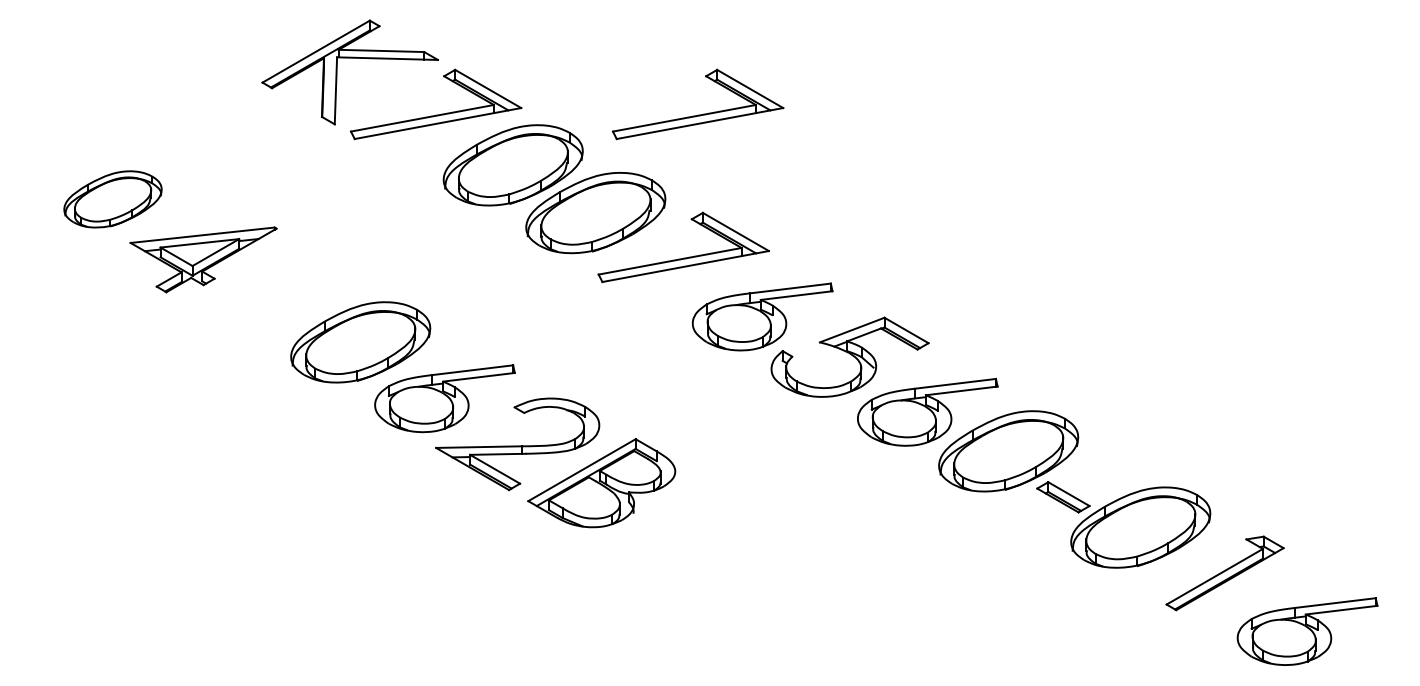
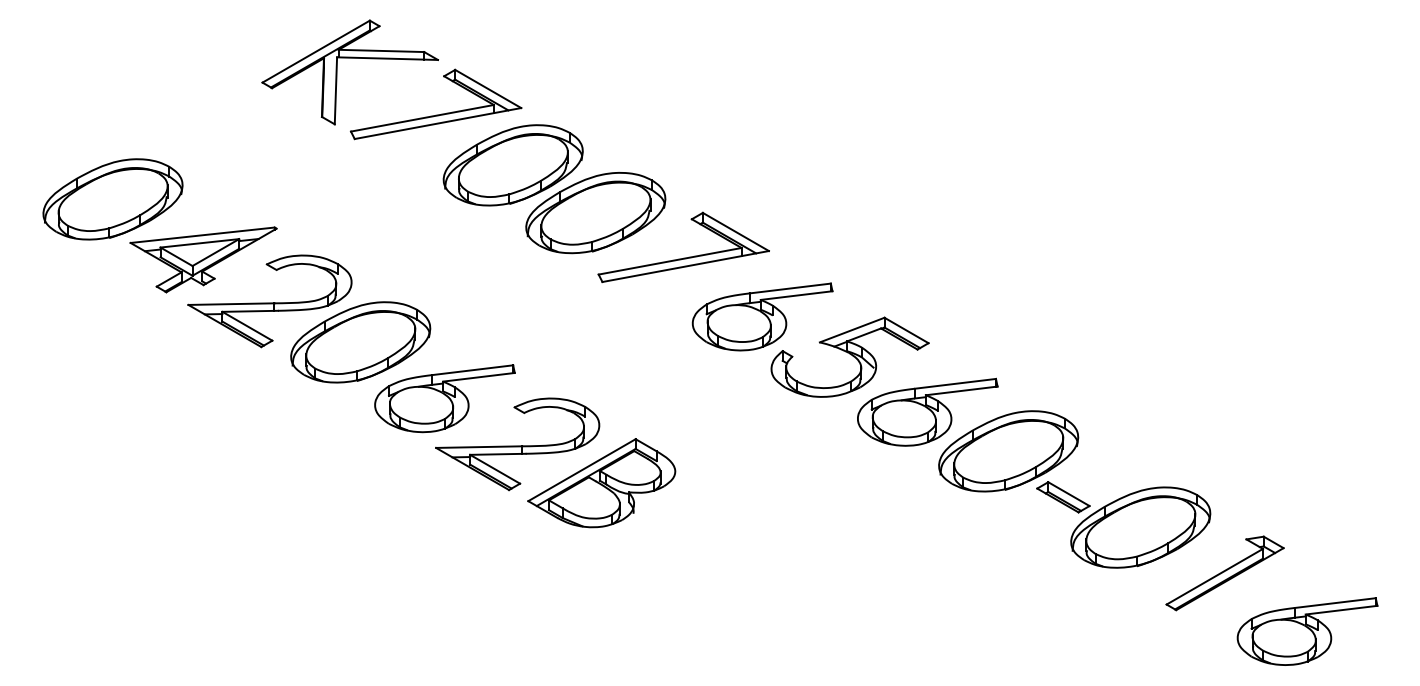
part: present -> none (698, 114)
part size: 100x59 px -> 142x83 px (112, 199)
part: none -> present (269, 301)
